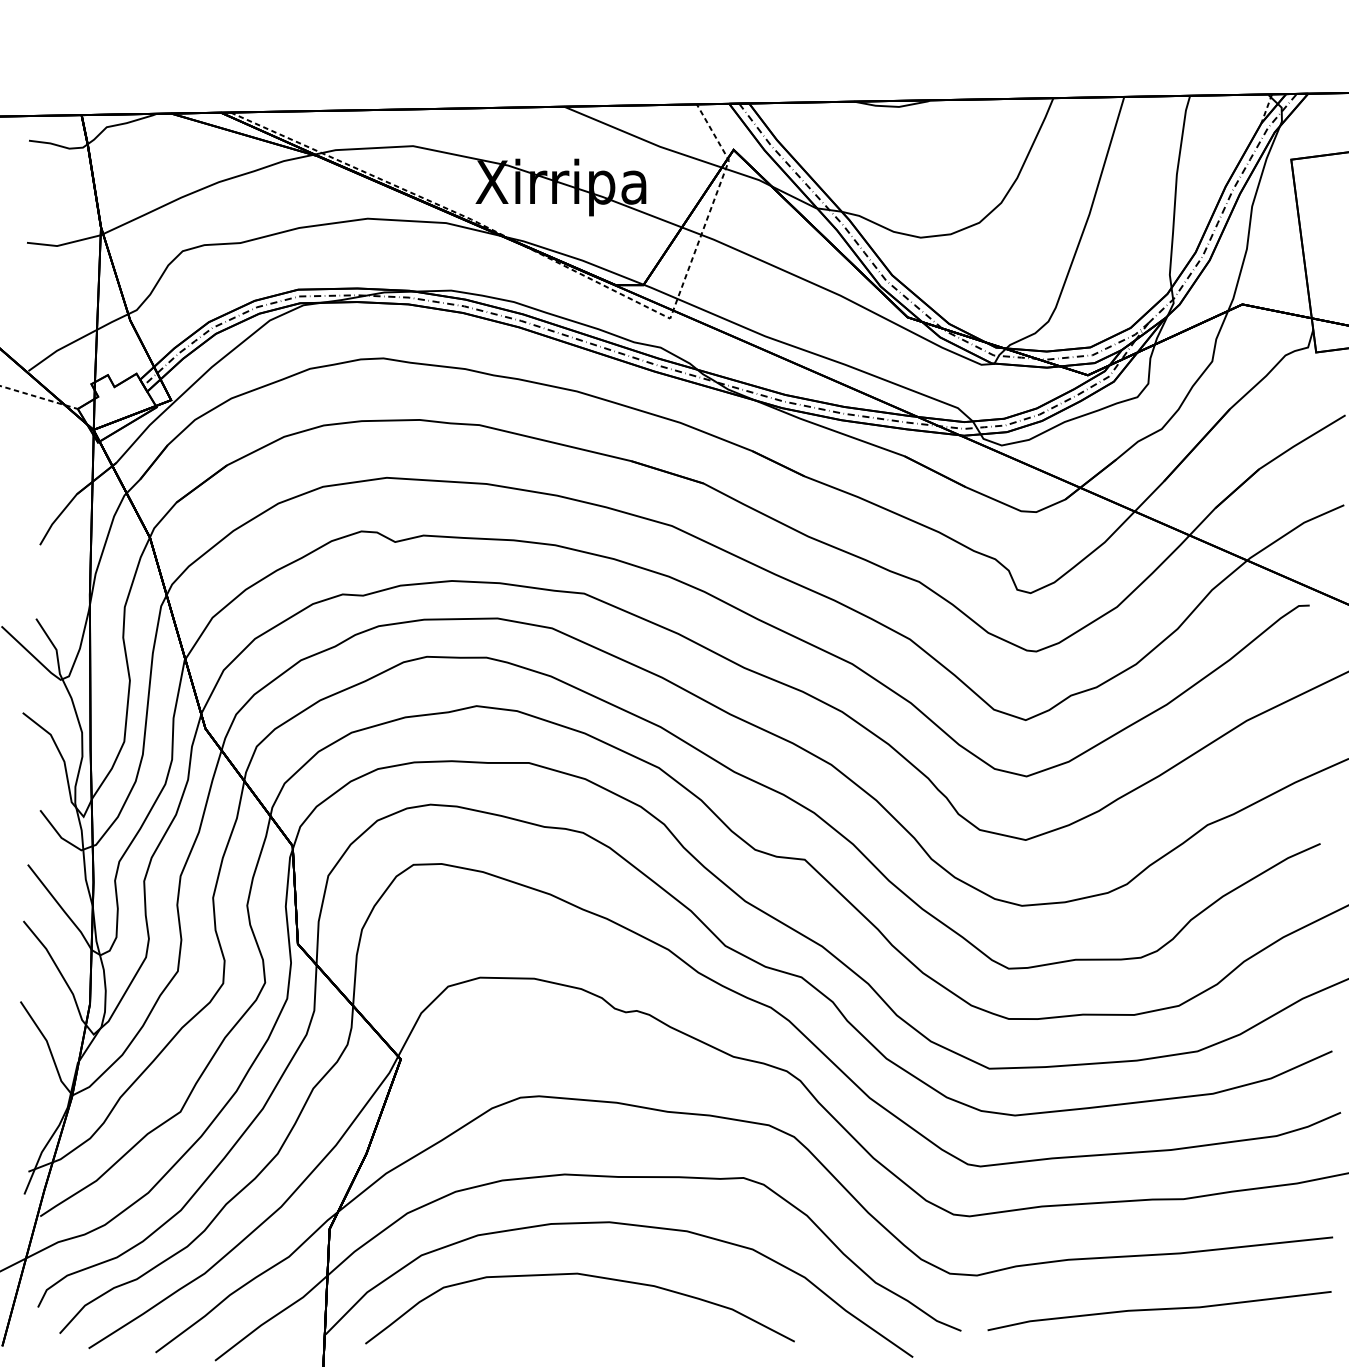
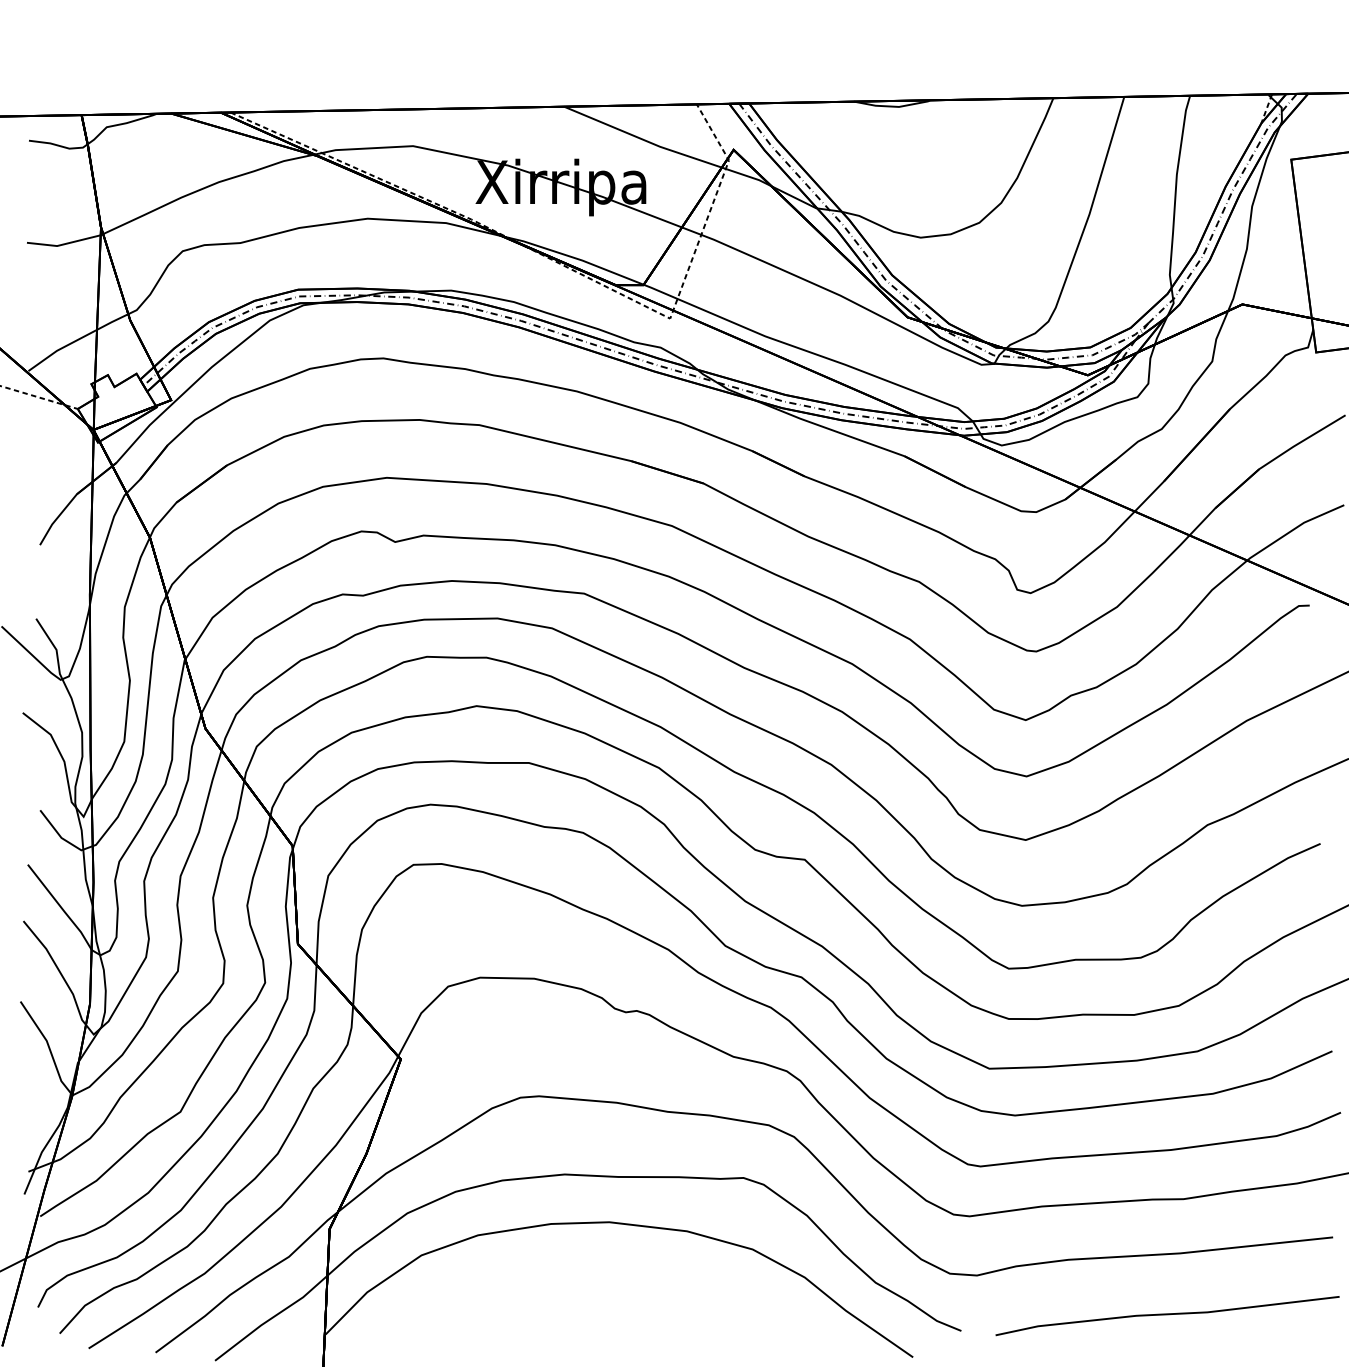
curve: present -> none (587, 1276)
line position: (1159, 1310) -> (1167, 1315) (1167, 1315)
